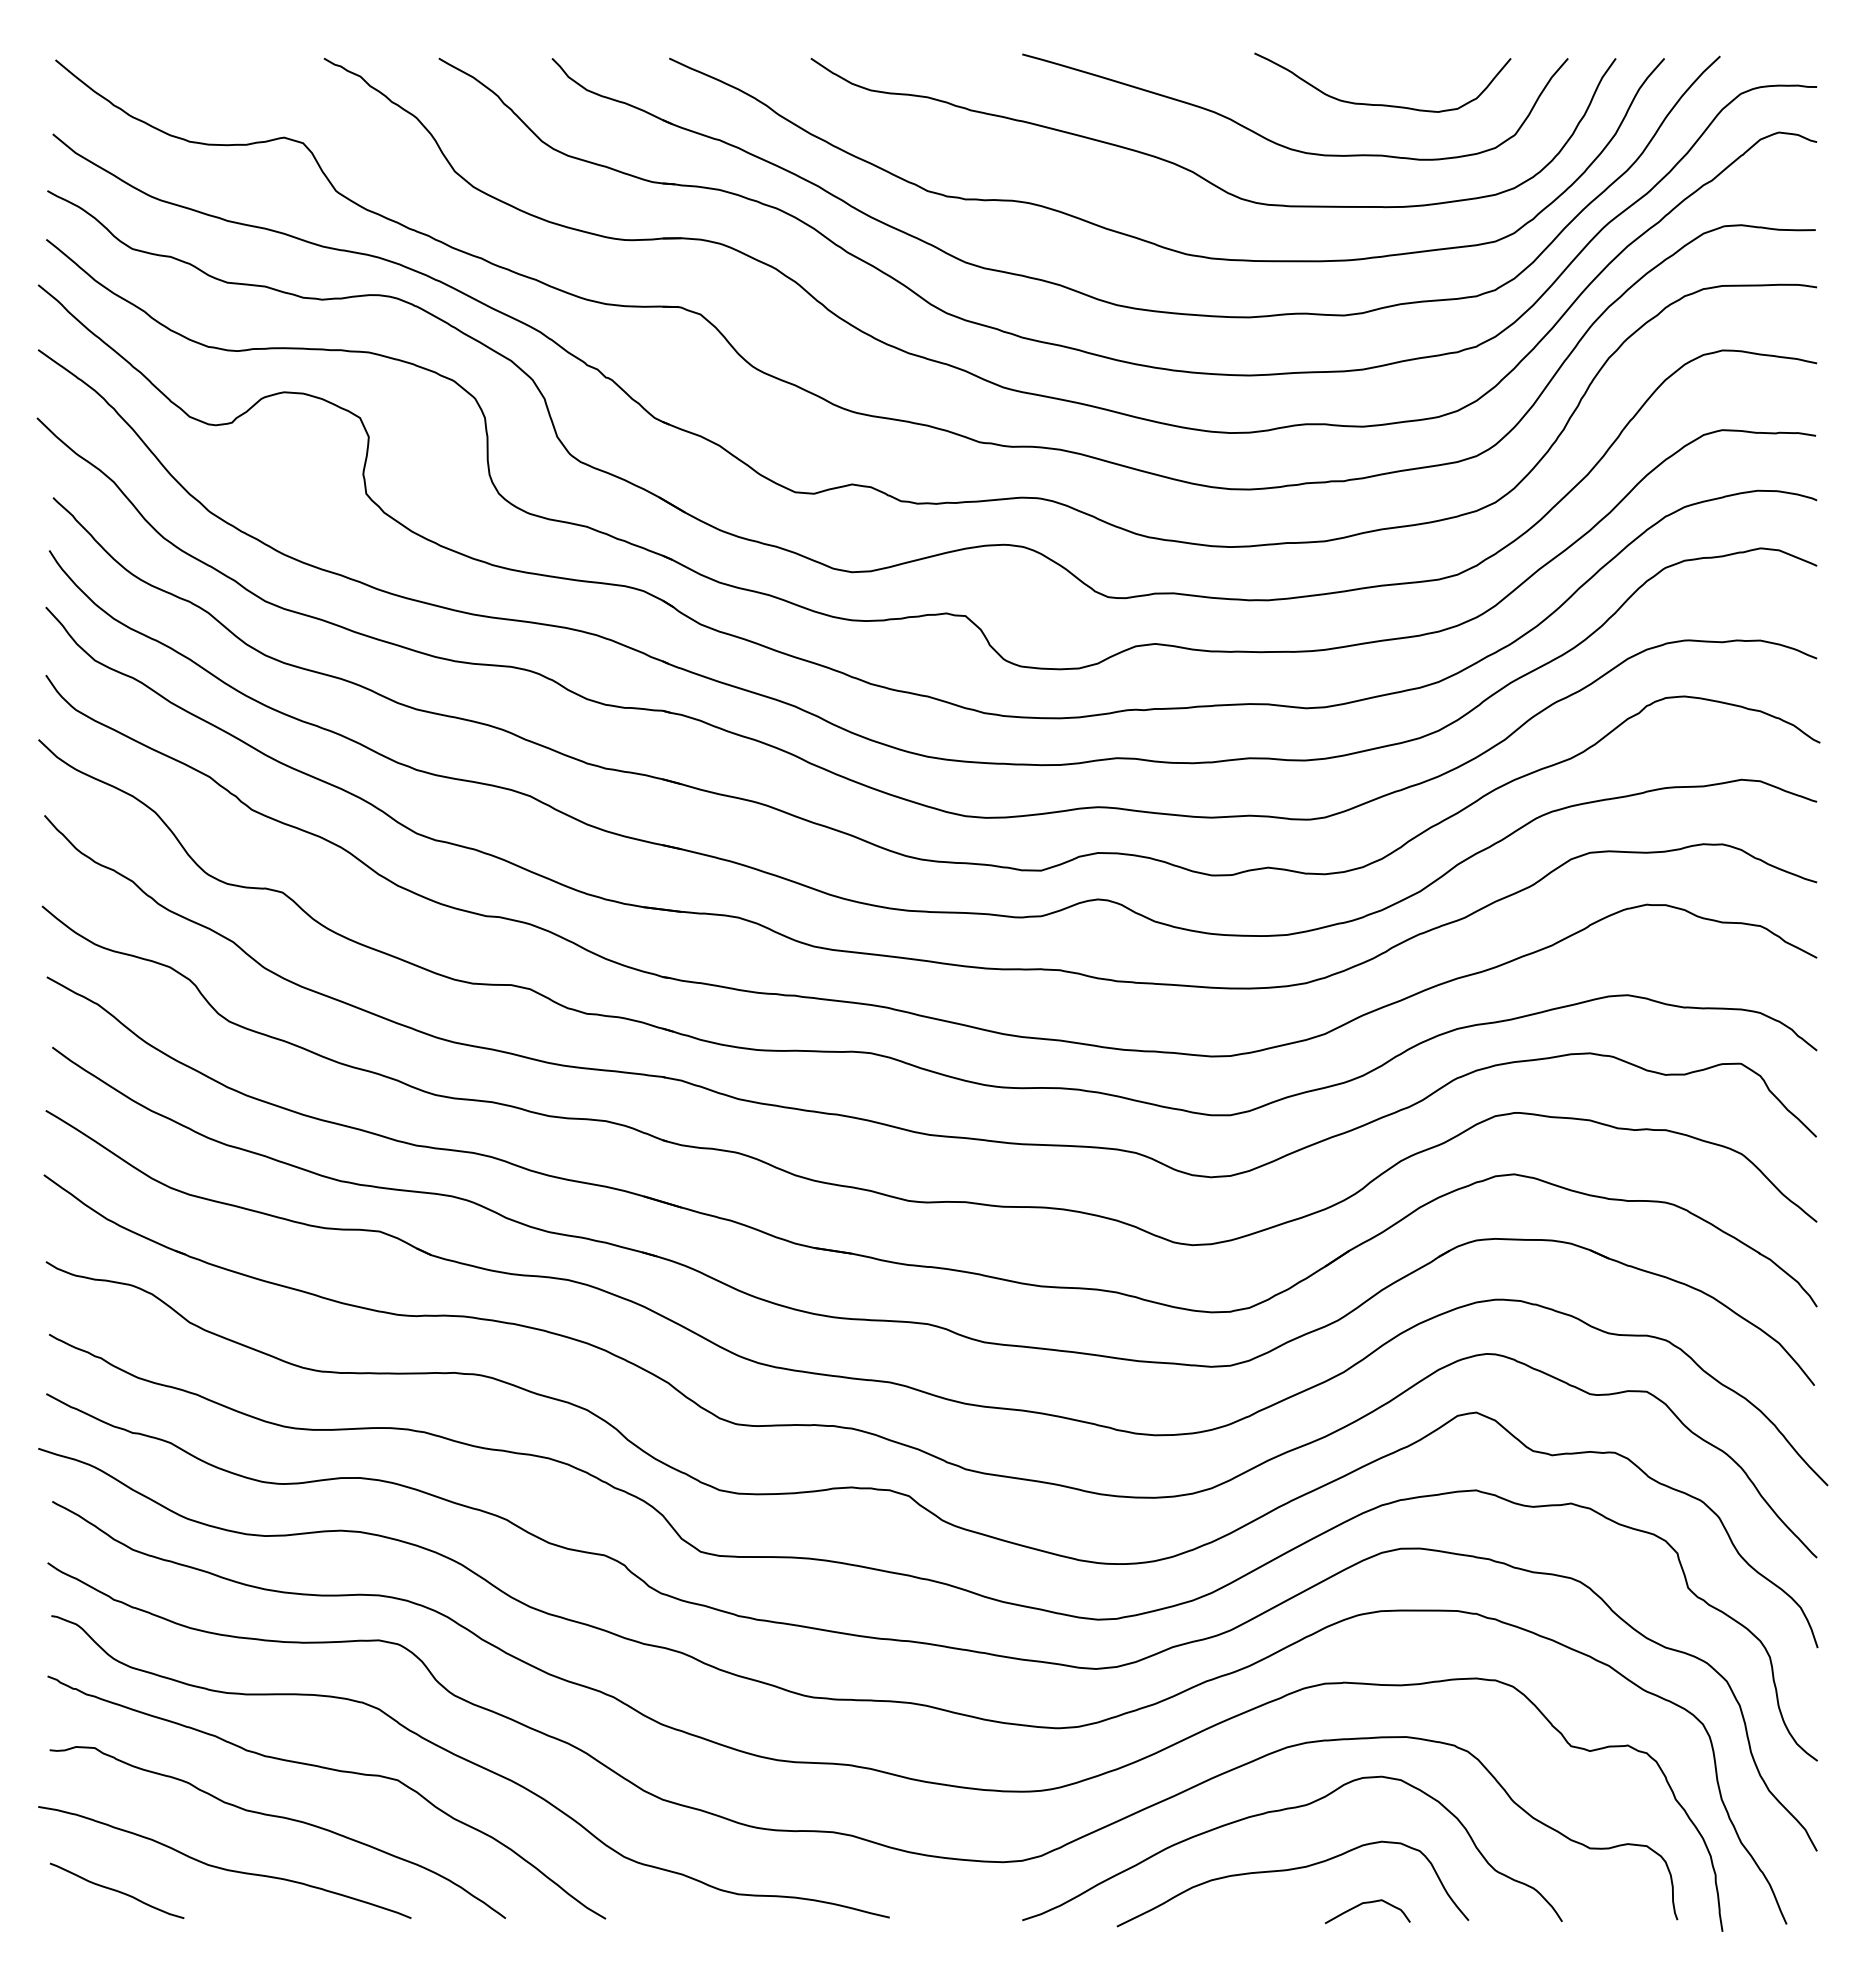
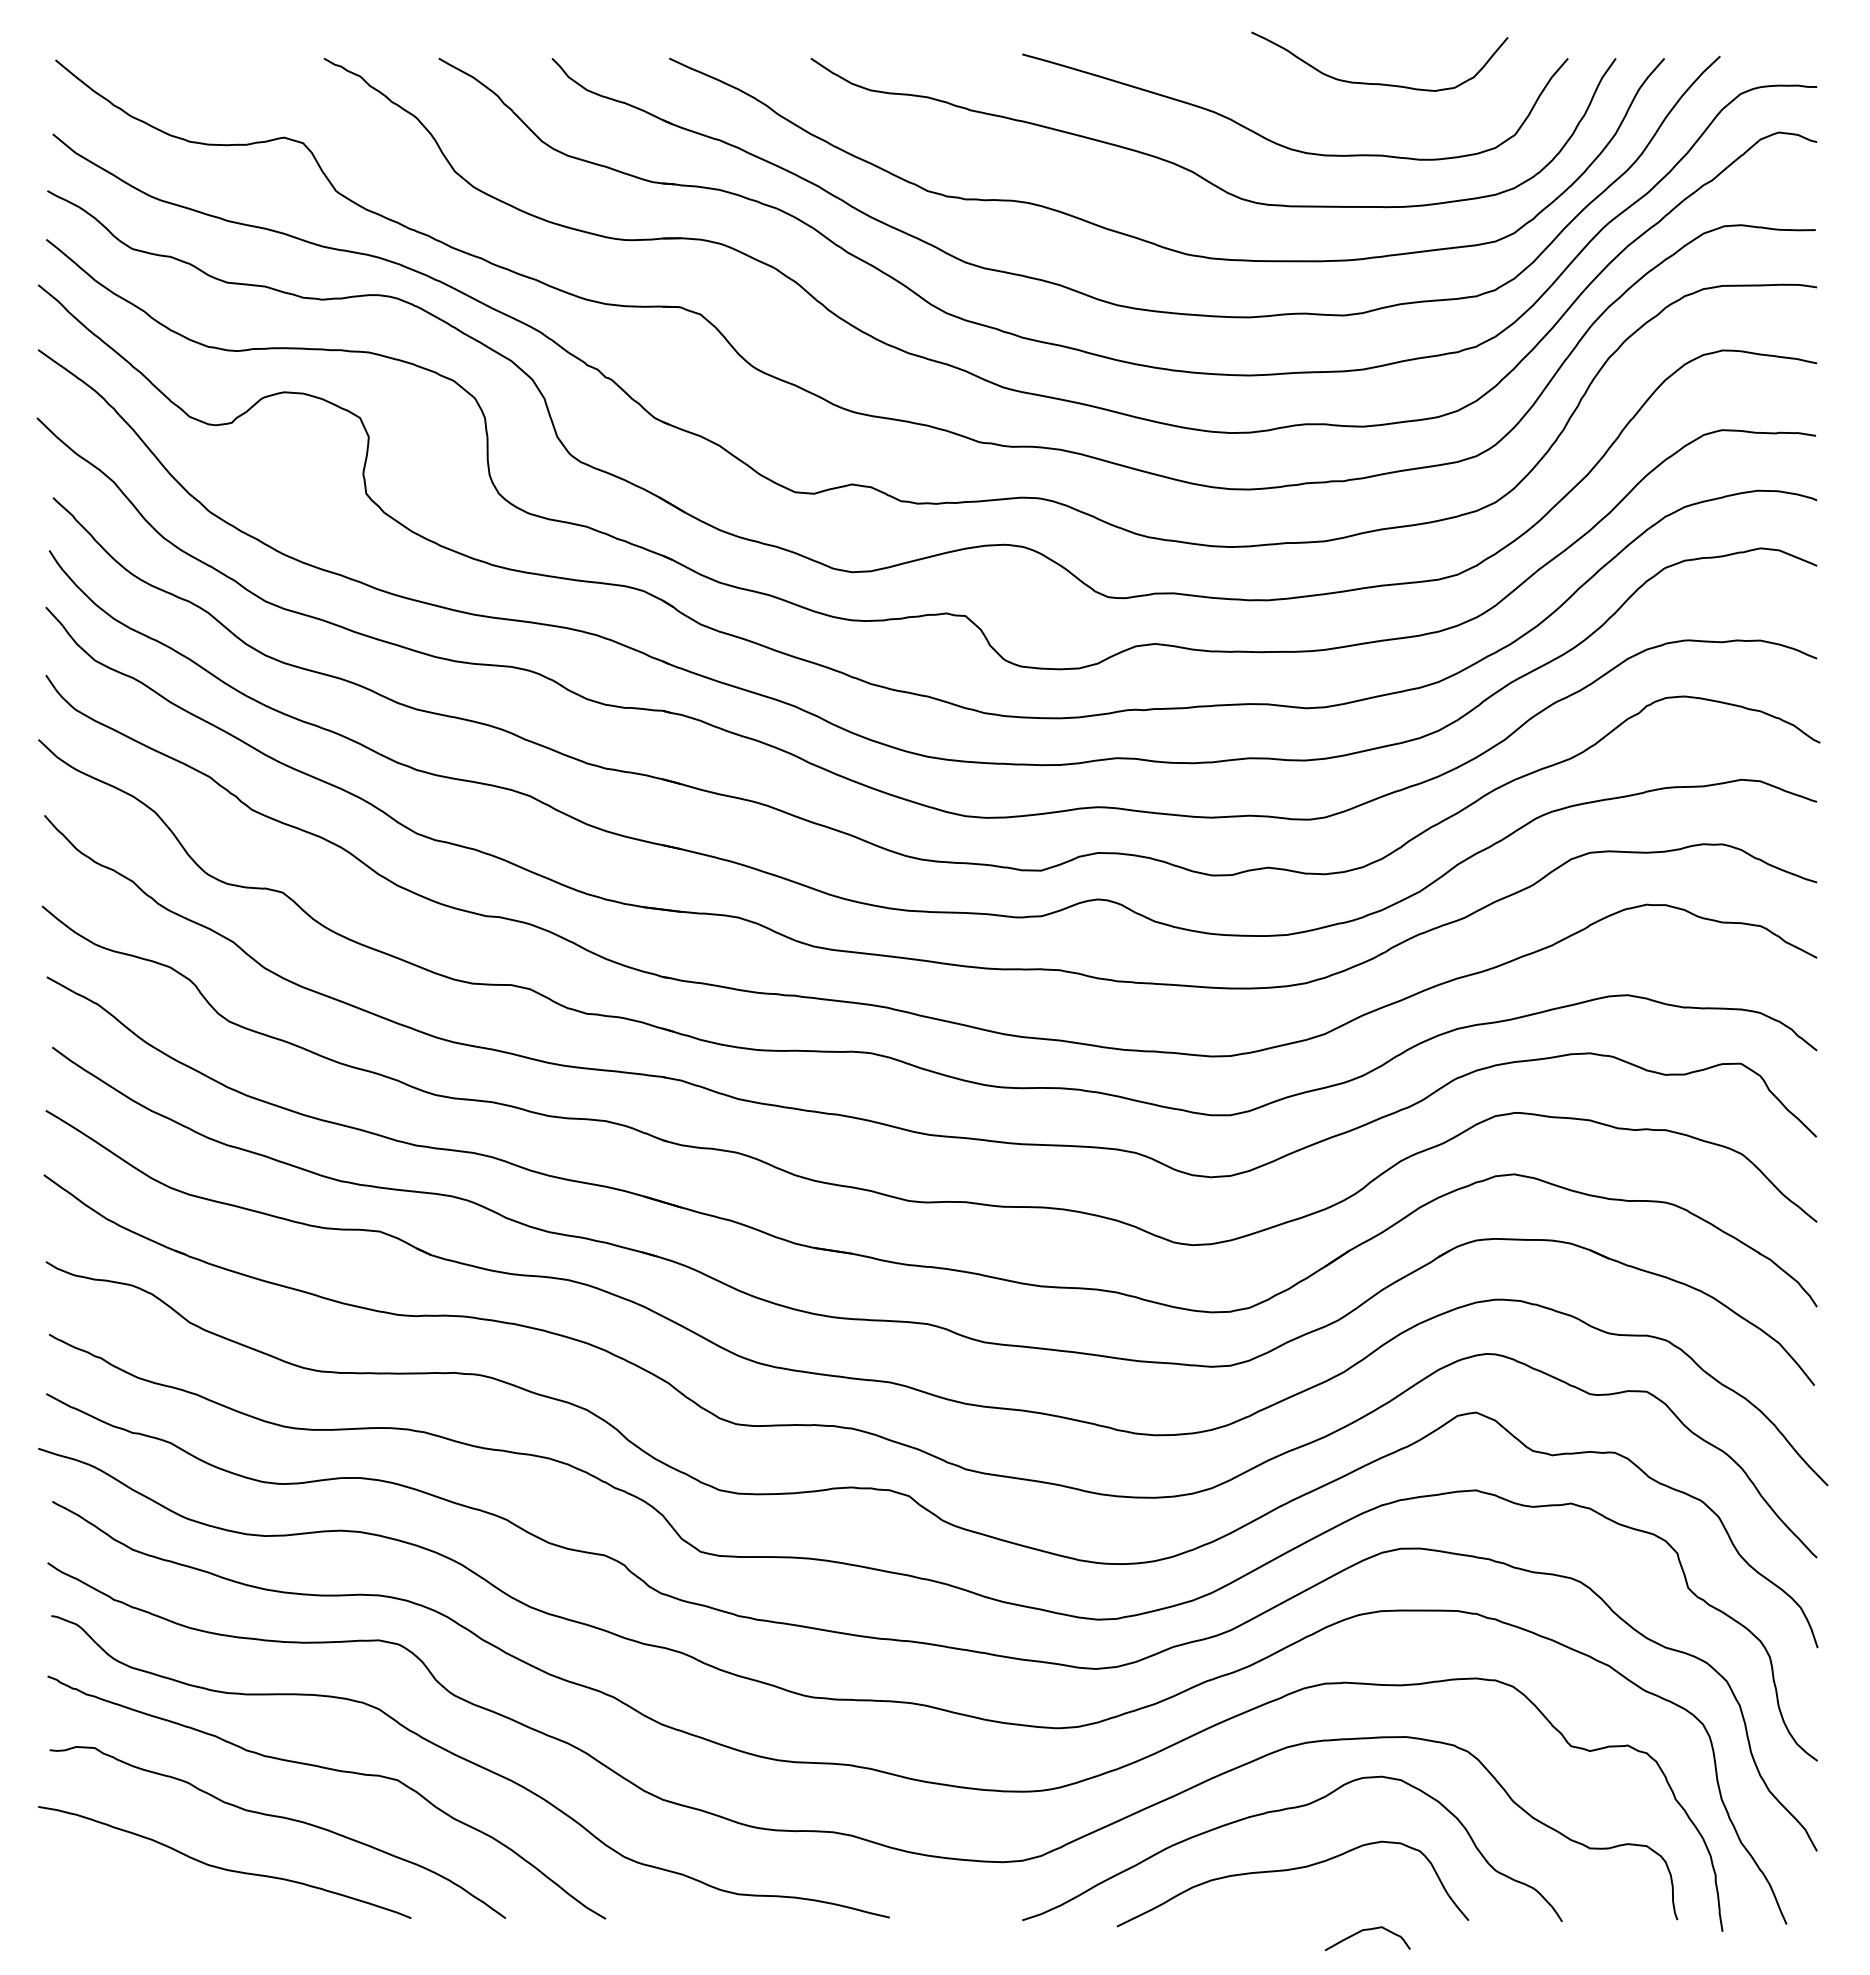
curve position: (1382, 104) -> (1379, 83) (1379, 83)
curve: present -> none (116, 1890)
curve position: (1367, 1903) -> (1367, 1930) (1367, 1930)
